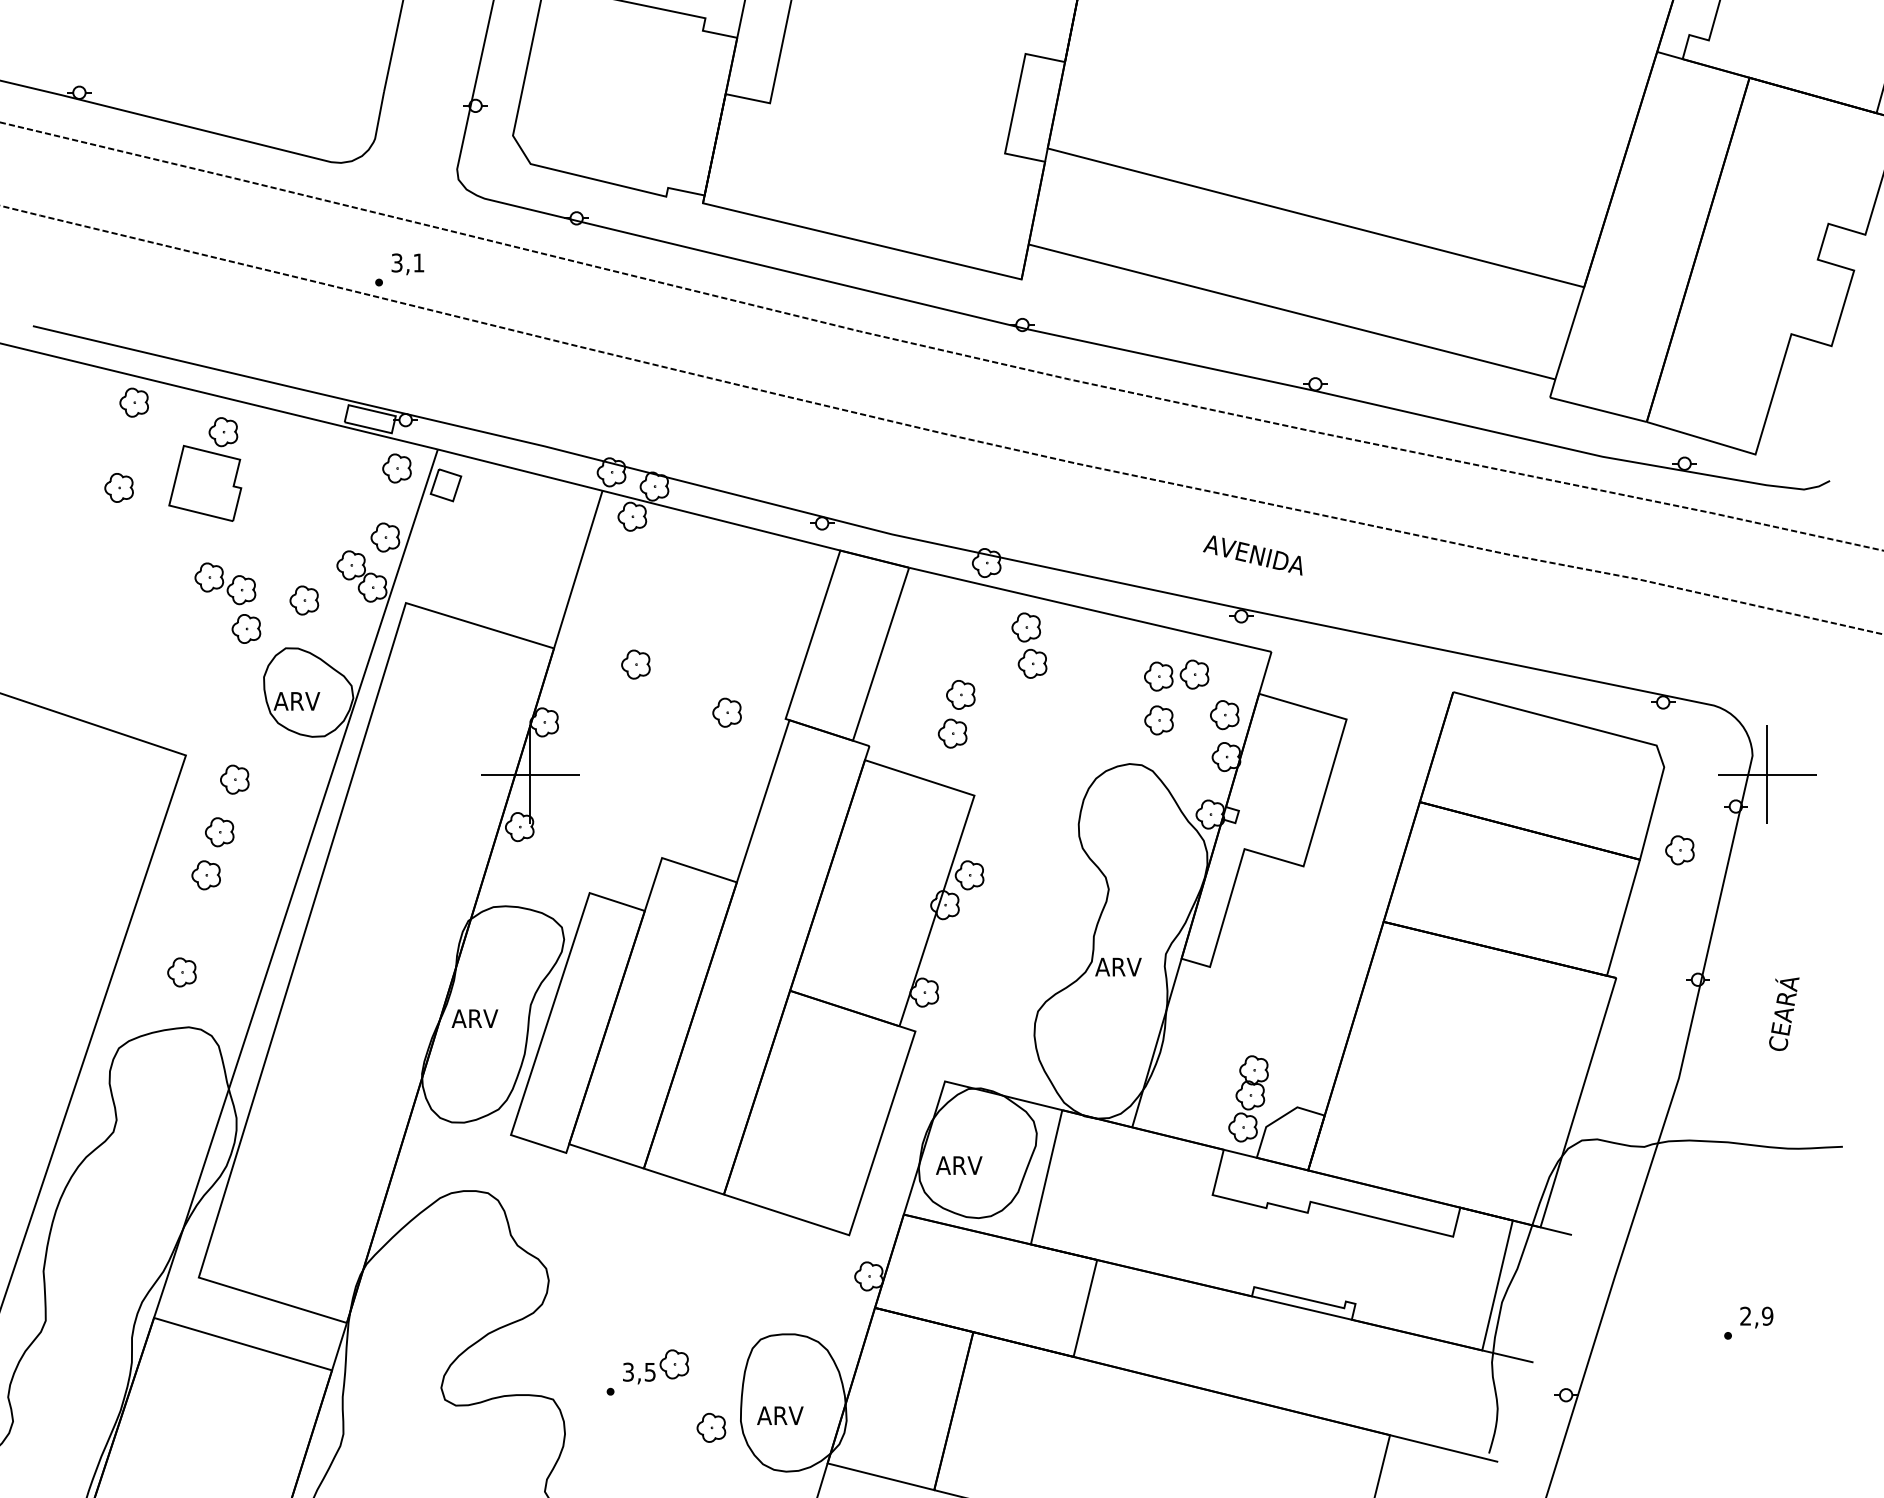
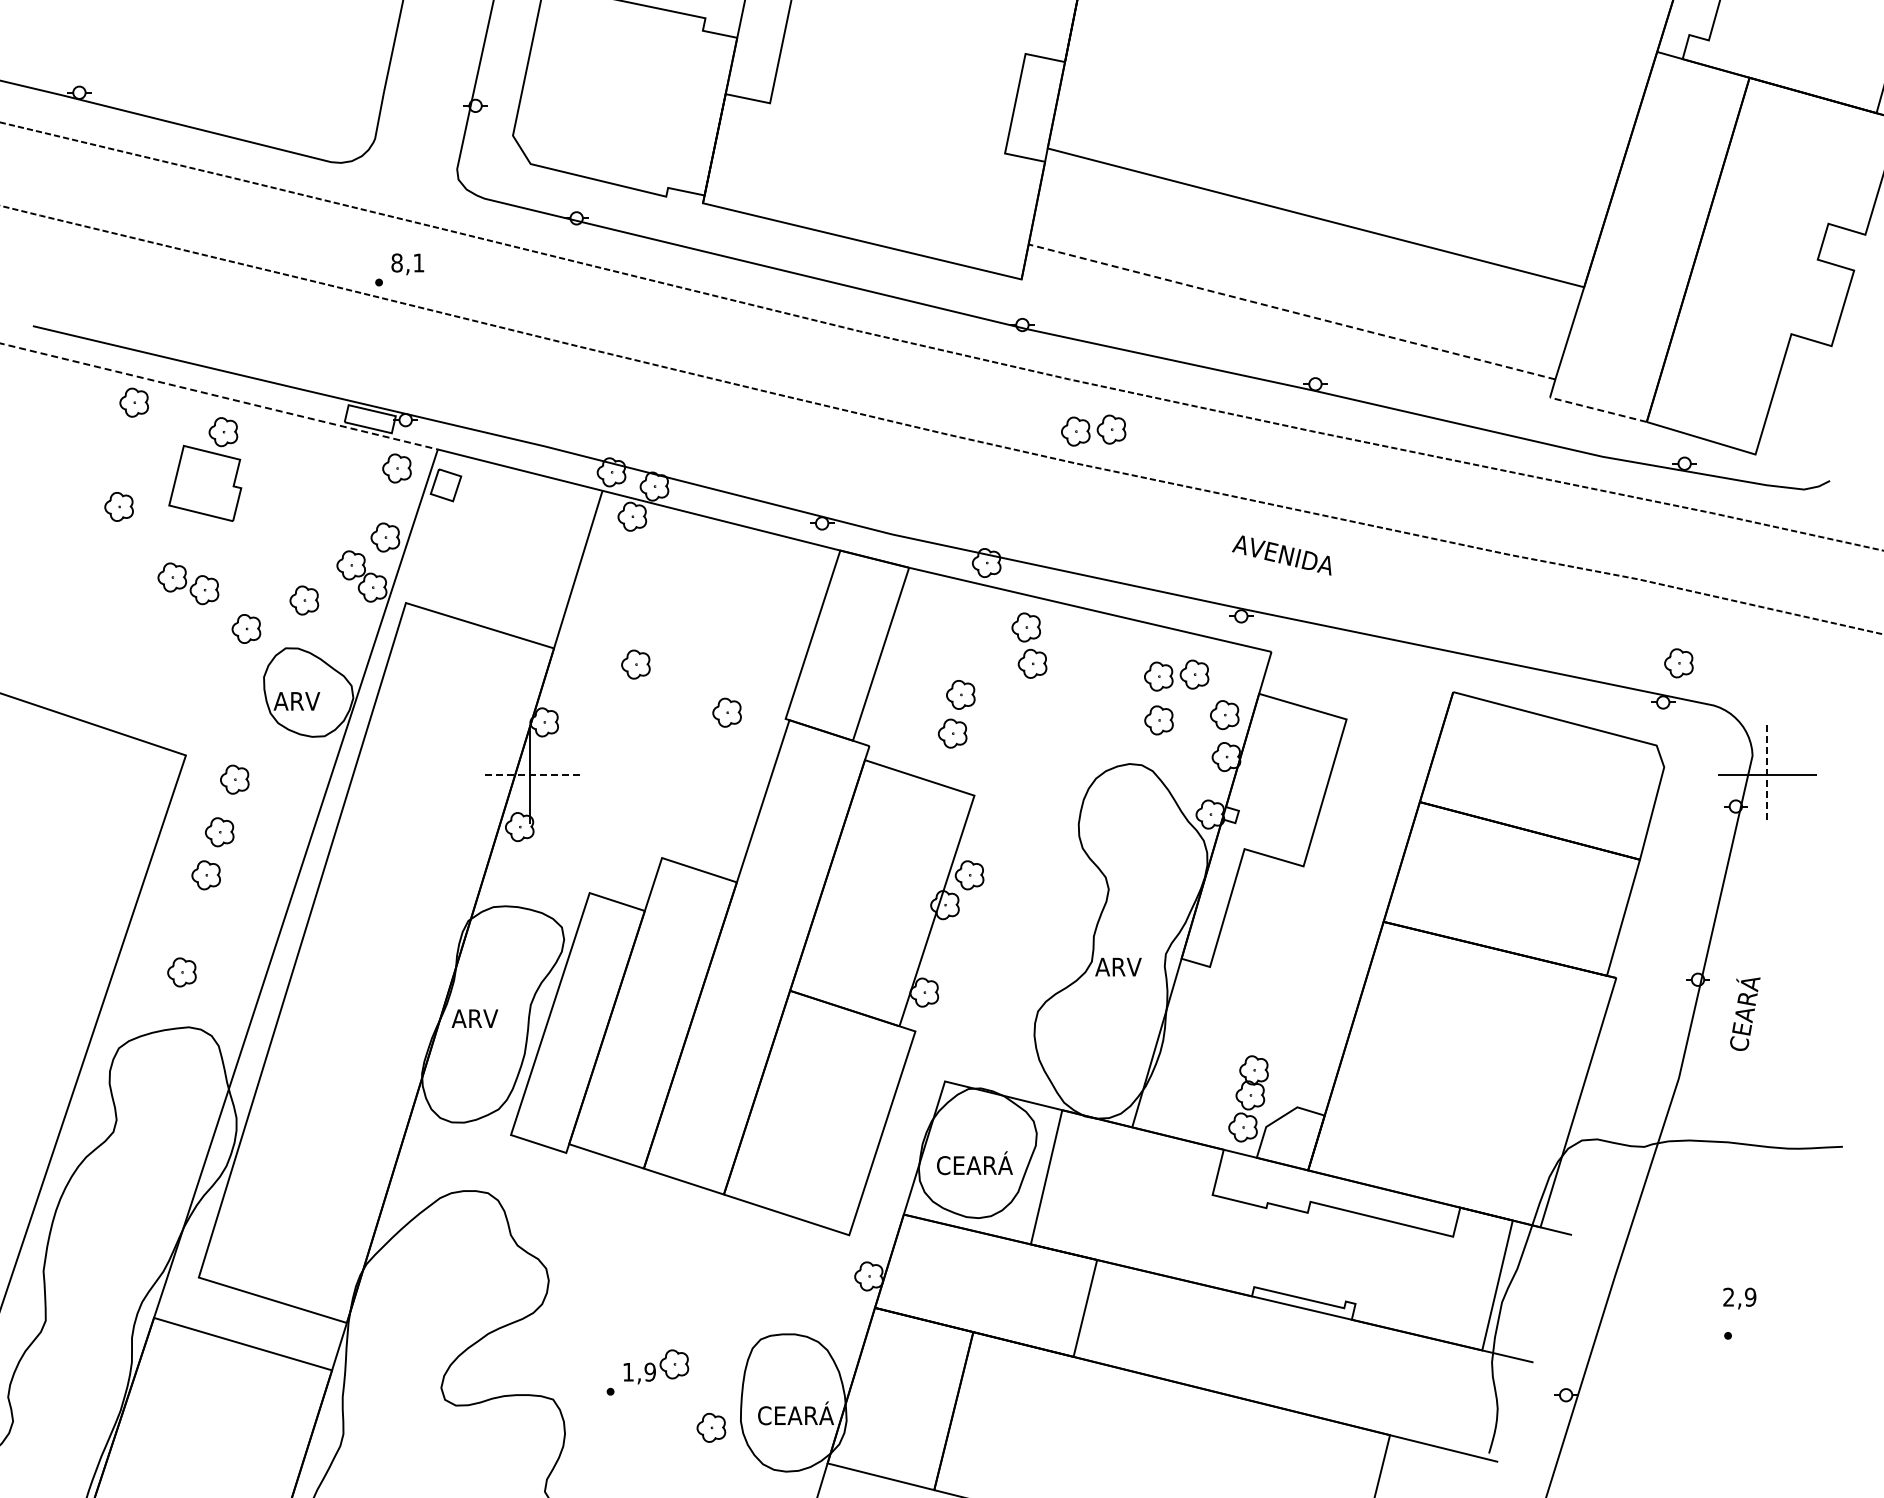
text: 3,1 -> 8,1 (396, 262)
line: solid -> dashed (1292, 311)
line: solid -> dashed (219, 396)
line: solid -> dashed (1598, 409)
part: none -> present (1093, 430)
part position: (118, 487) -> (118, 506) (118, 506)
text position: (1252, 555) -> (1281, 555) (1281, 555)
part position: (225, 583) -> (188, 583) (188, 583)
line: solid -> dashed (529, 774)
line: solid -> dashed (1767, 775)
part position: (1679, 850) -> (1678, 663) (1678, 663)
text position: (1784, 1013) -> (1745, 1013) (1745, 1013)
text: ARV -> CEARÁ (974, 1163)
text position: (1756, 1317) -> (1739, 1298) (1739, 1298)
text: 3,5 -> 1,9 (639, 1371)
text: ARV -> CEARÁ (795, 1413)
